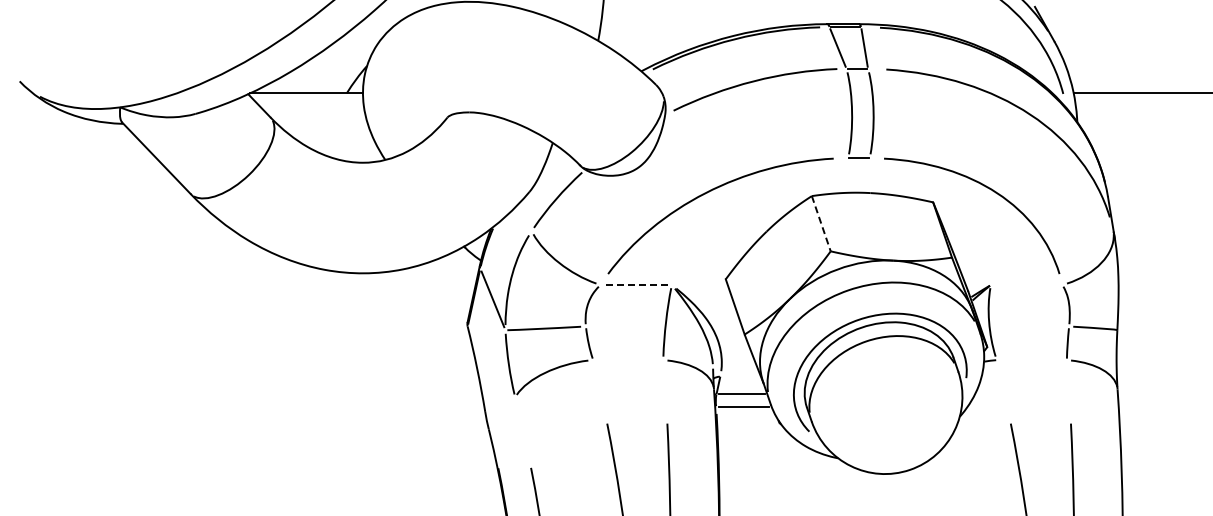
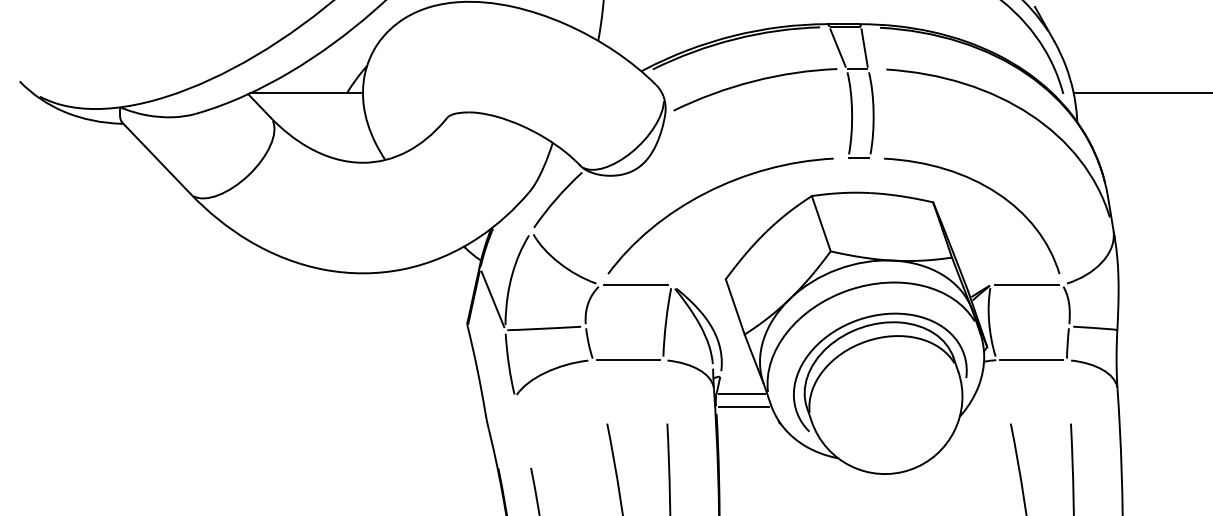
line: dashed -> solid (821, 224)
line: dashed -> solid (635, 284)
line: none -> present (1026, 284)
line: none -> present (627, 360)
line: none -> present (1031, 360)
